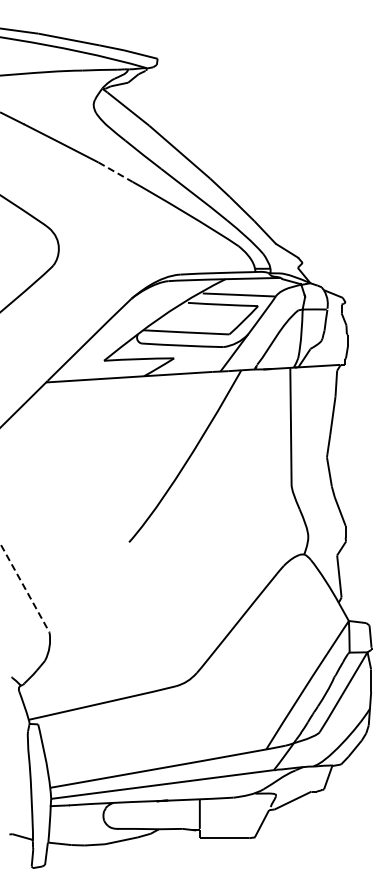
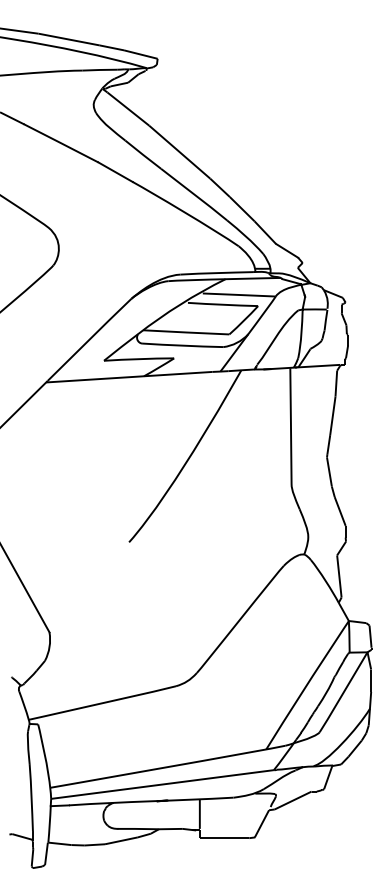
line: dashed -> solid (115, 172)
line: dashed -> solid (24, 587)
